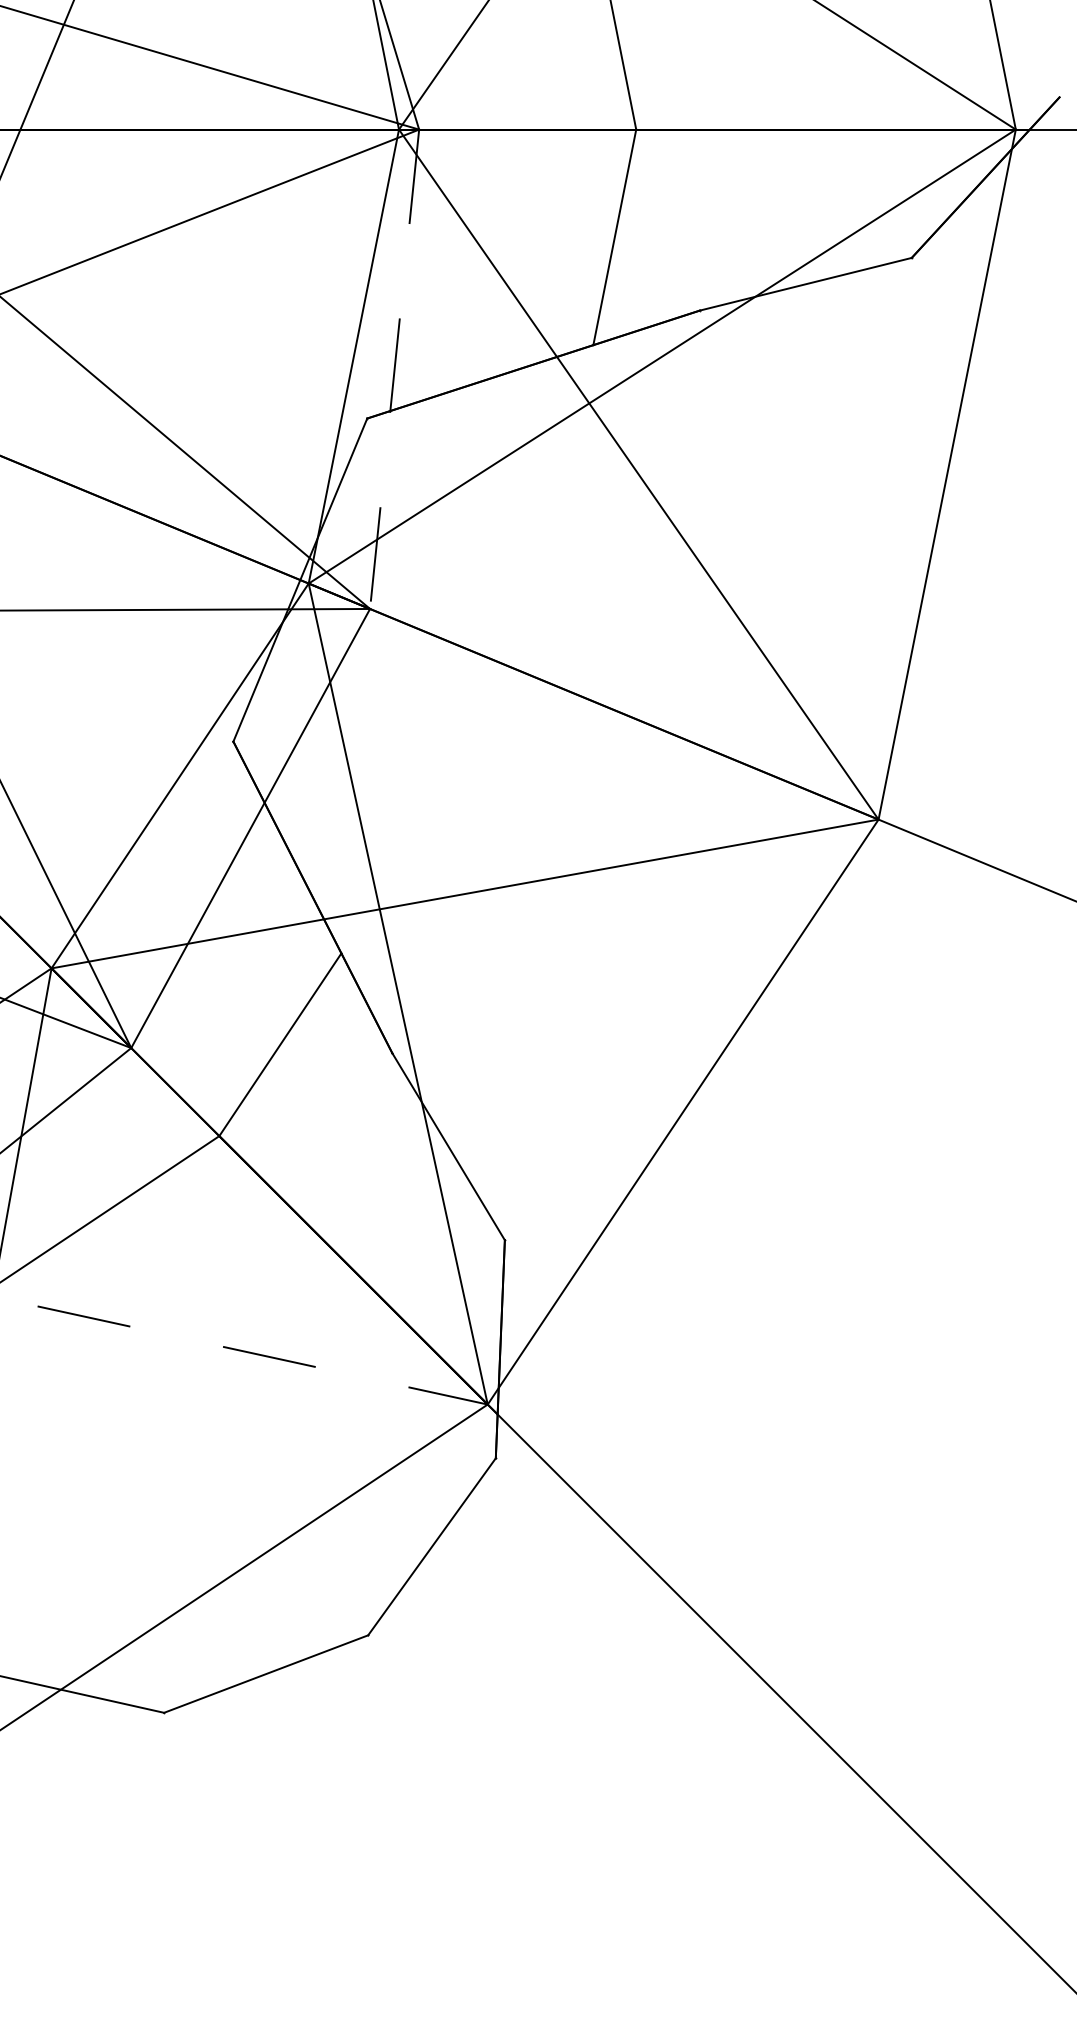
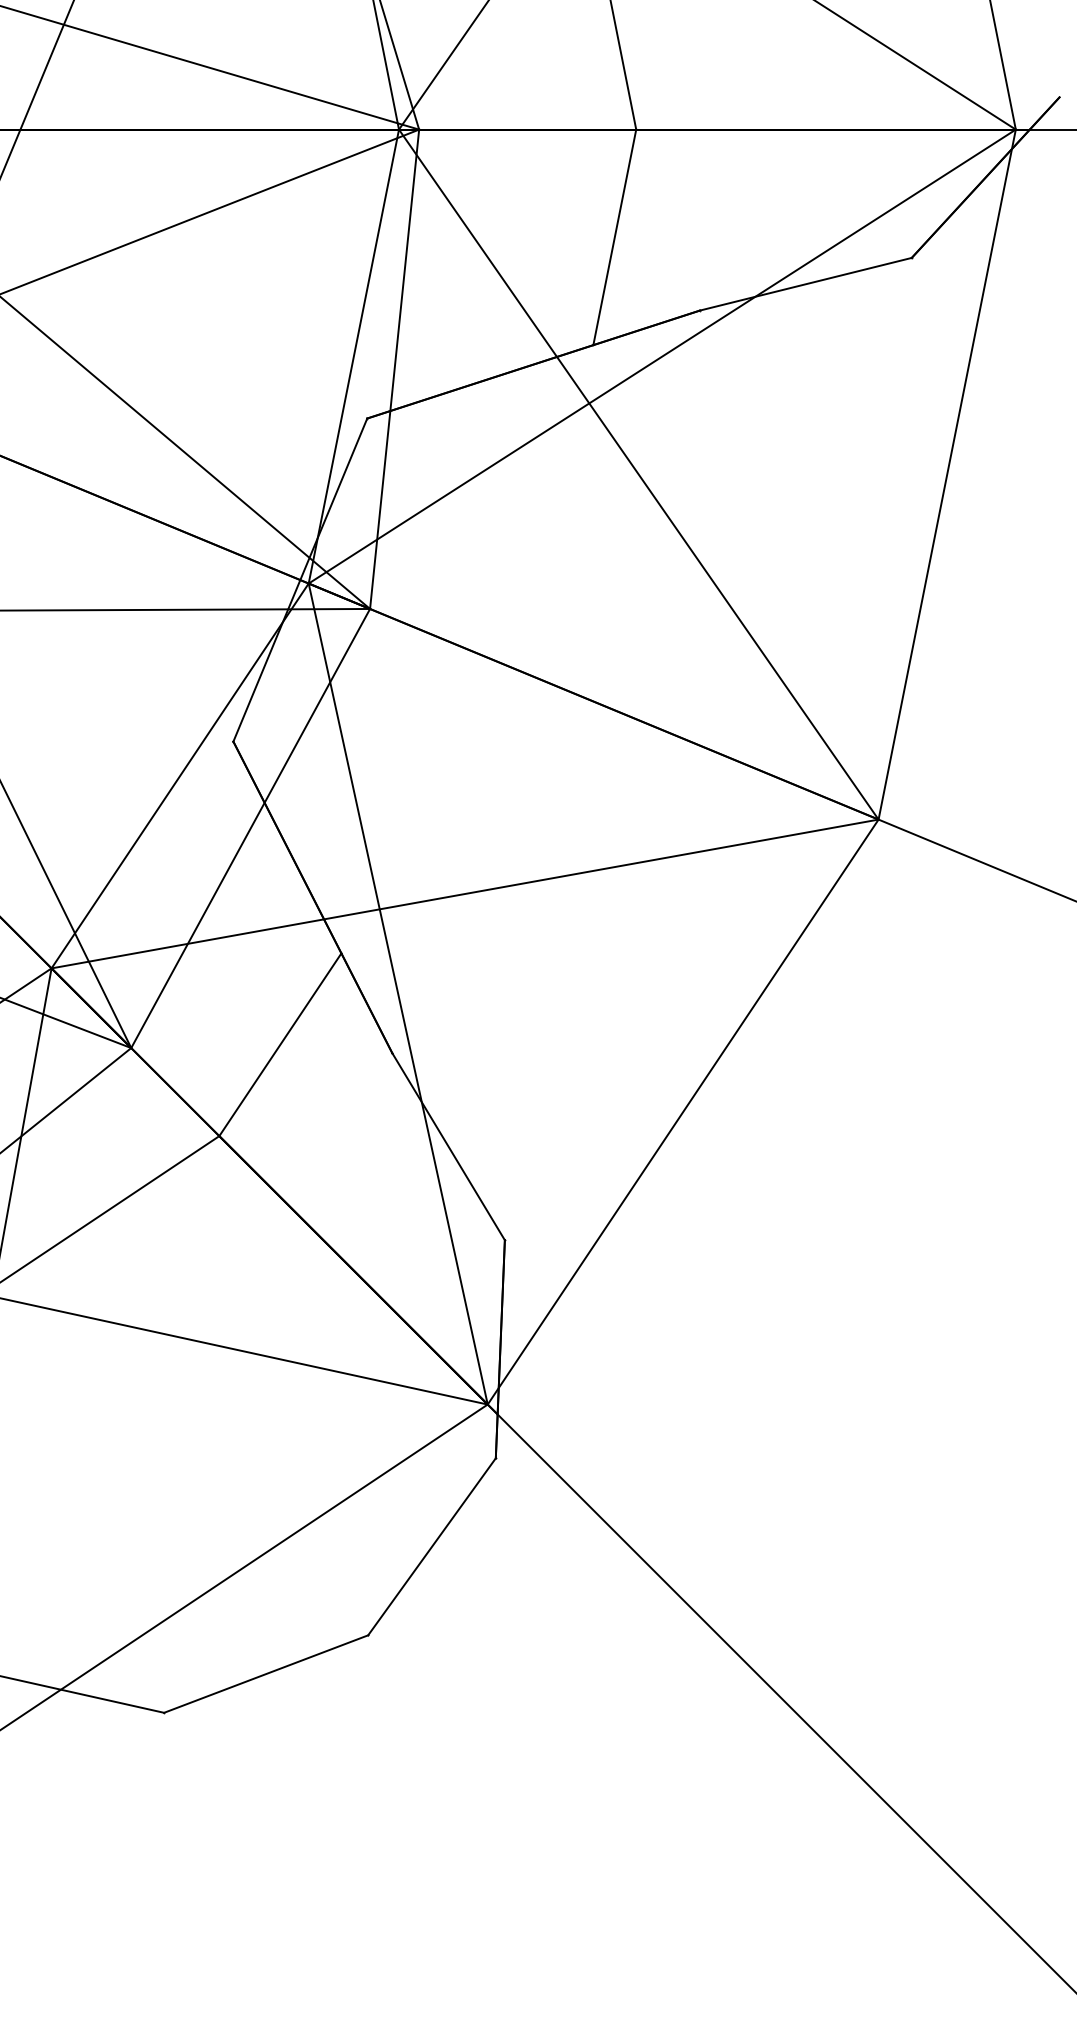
line: dashed -> solid (394, 369)
line: dashed -> solid (244, 1351)
